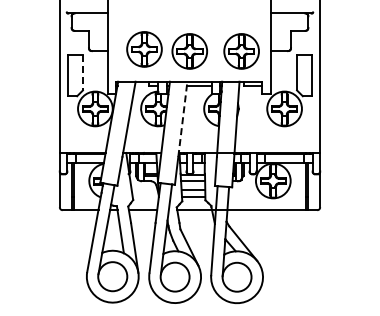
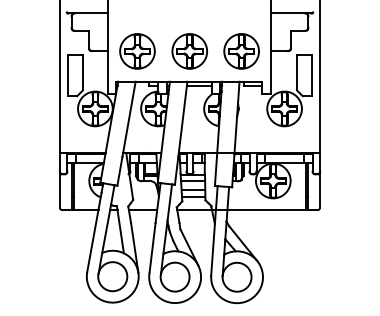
part position: (144, 49) -> (137, 51) (137, 51)
line: dashed -> solid (82, 72)
line: dashed -> solid (182, 119)
